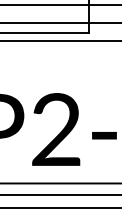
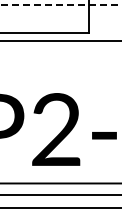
line: solid -> dashed (61, 4)
line: present -> none (60, 22)
